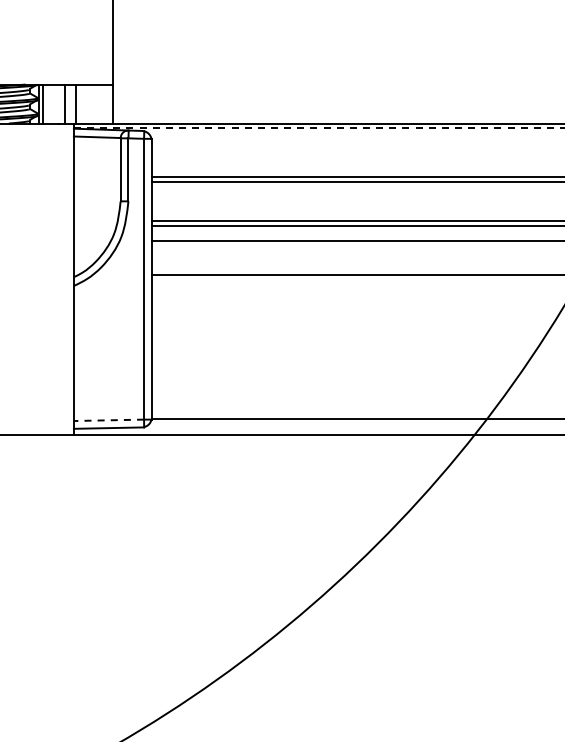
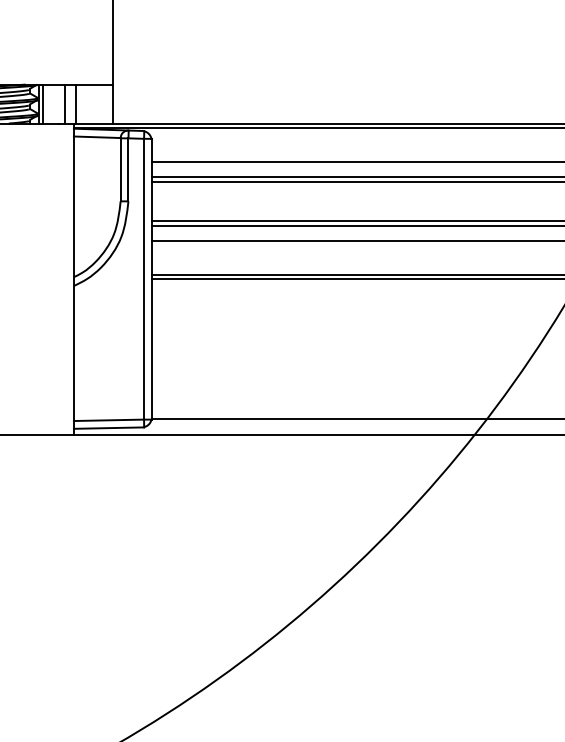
line: dashed -> solid (319, 128)
line: none -> present (356, 161)
line: none -> present (356, 279)
line: dashed -> solid (108, 420)
